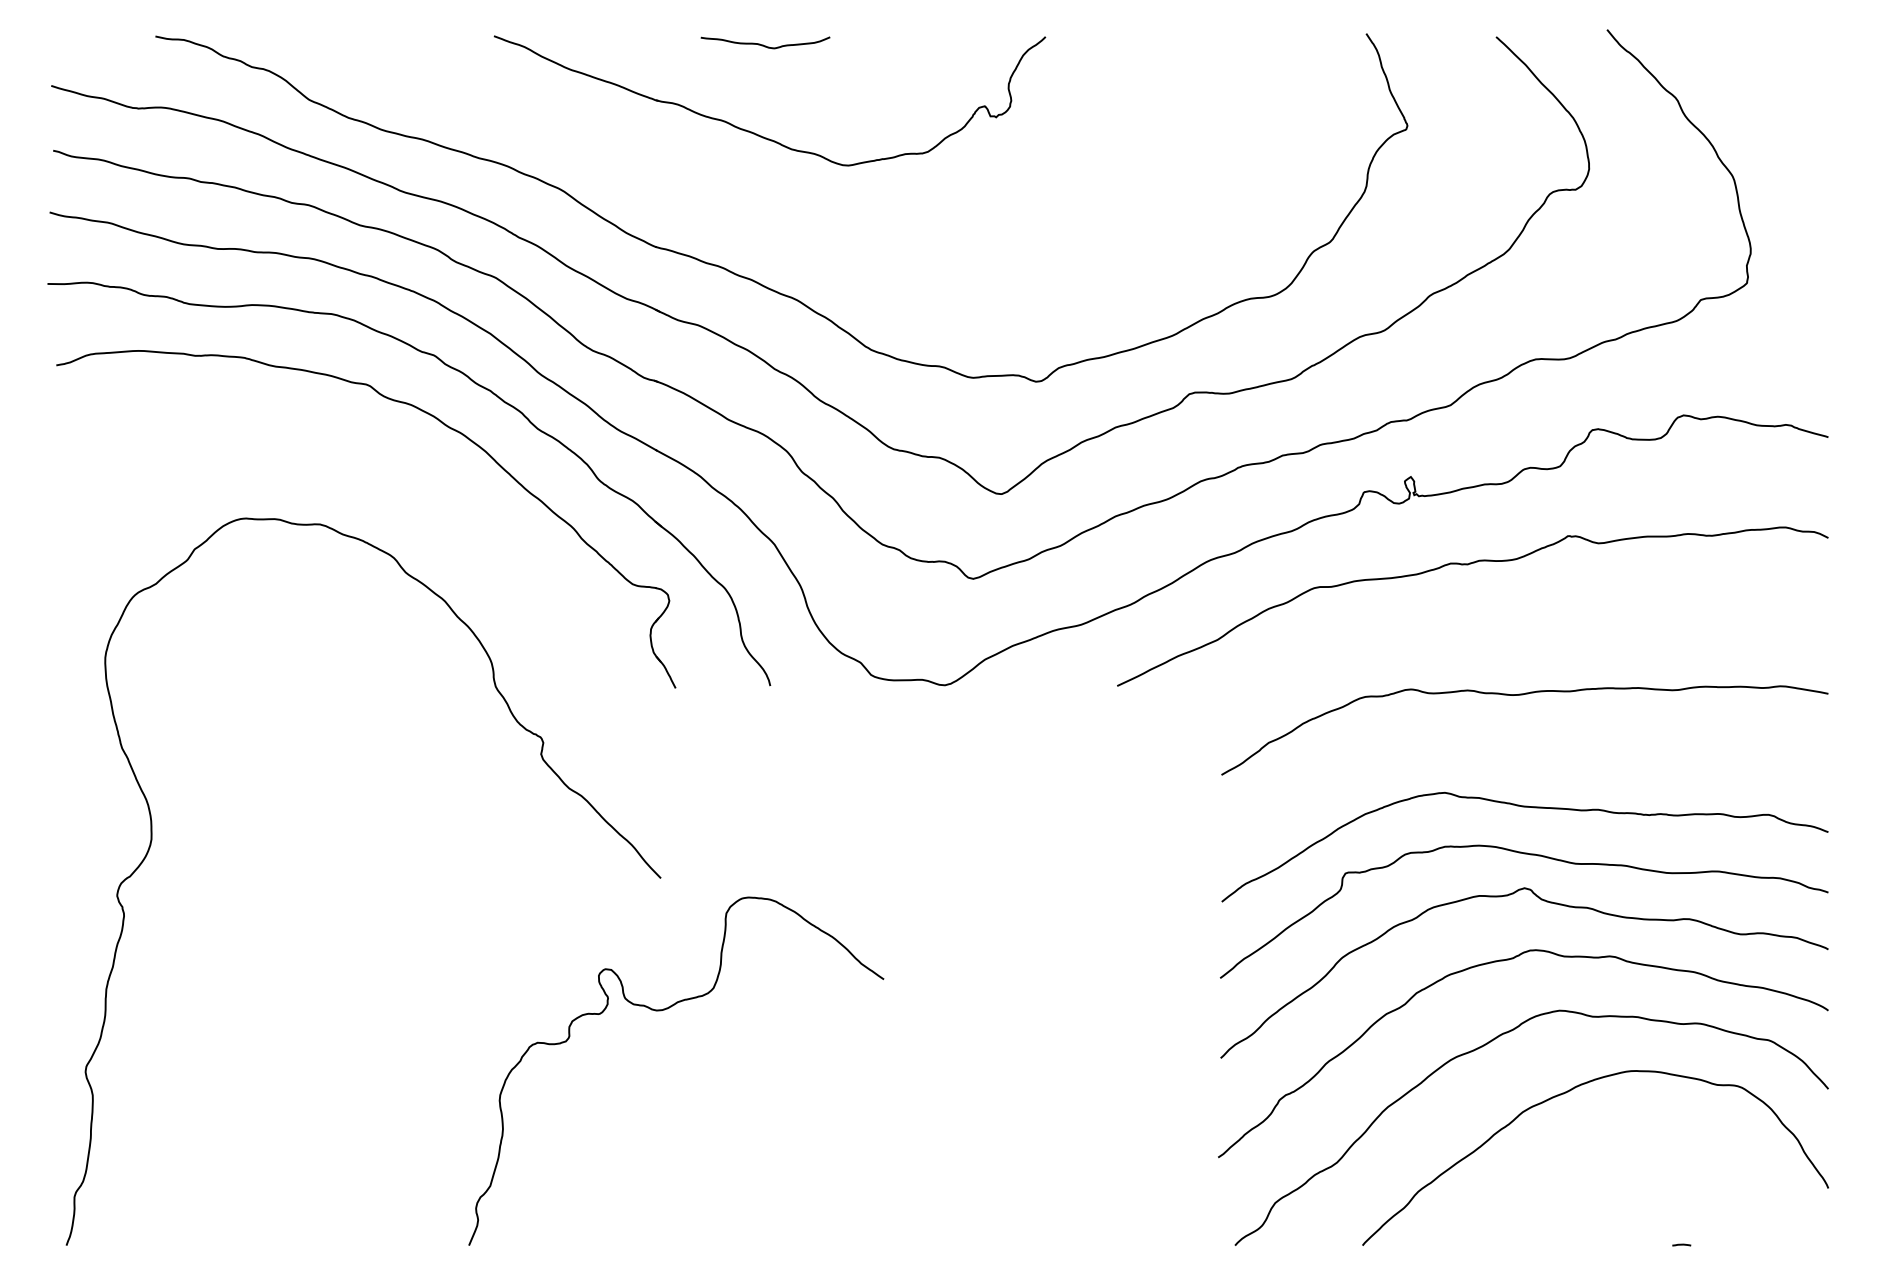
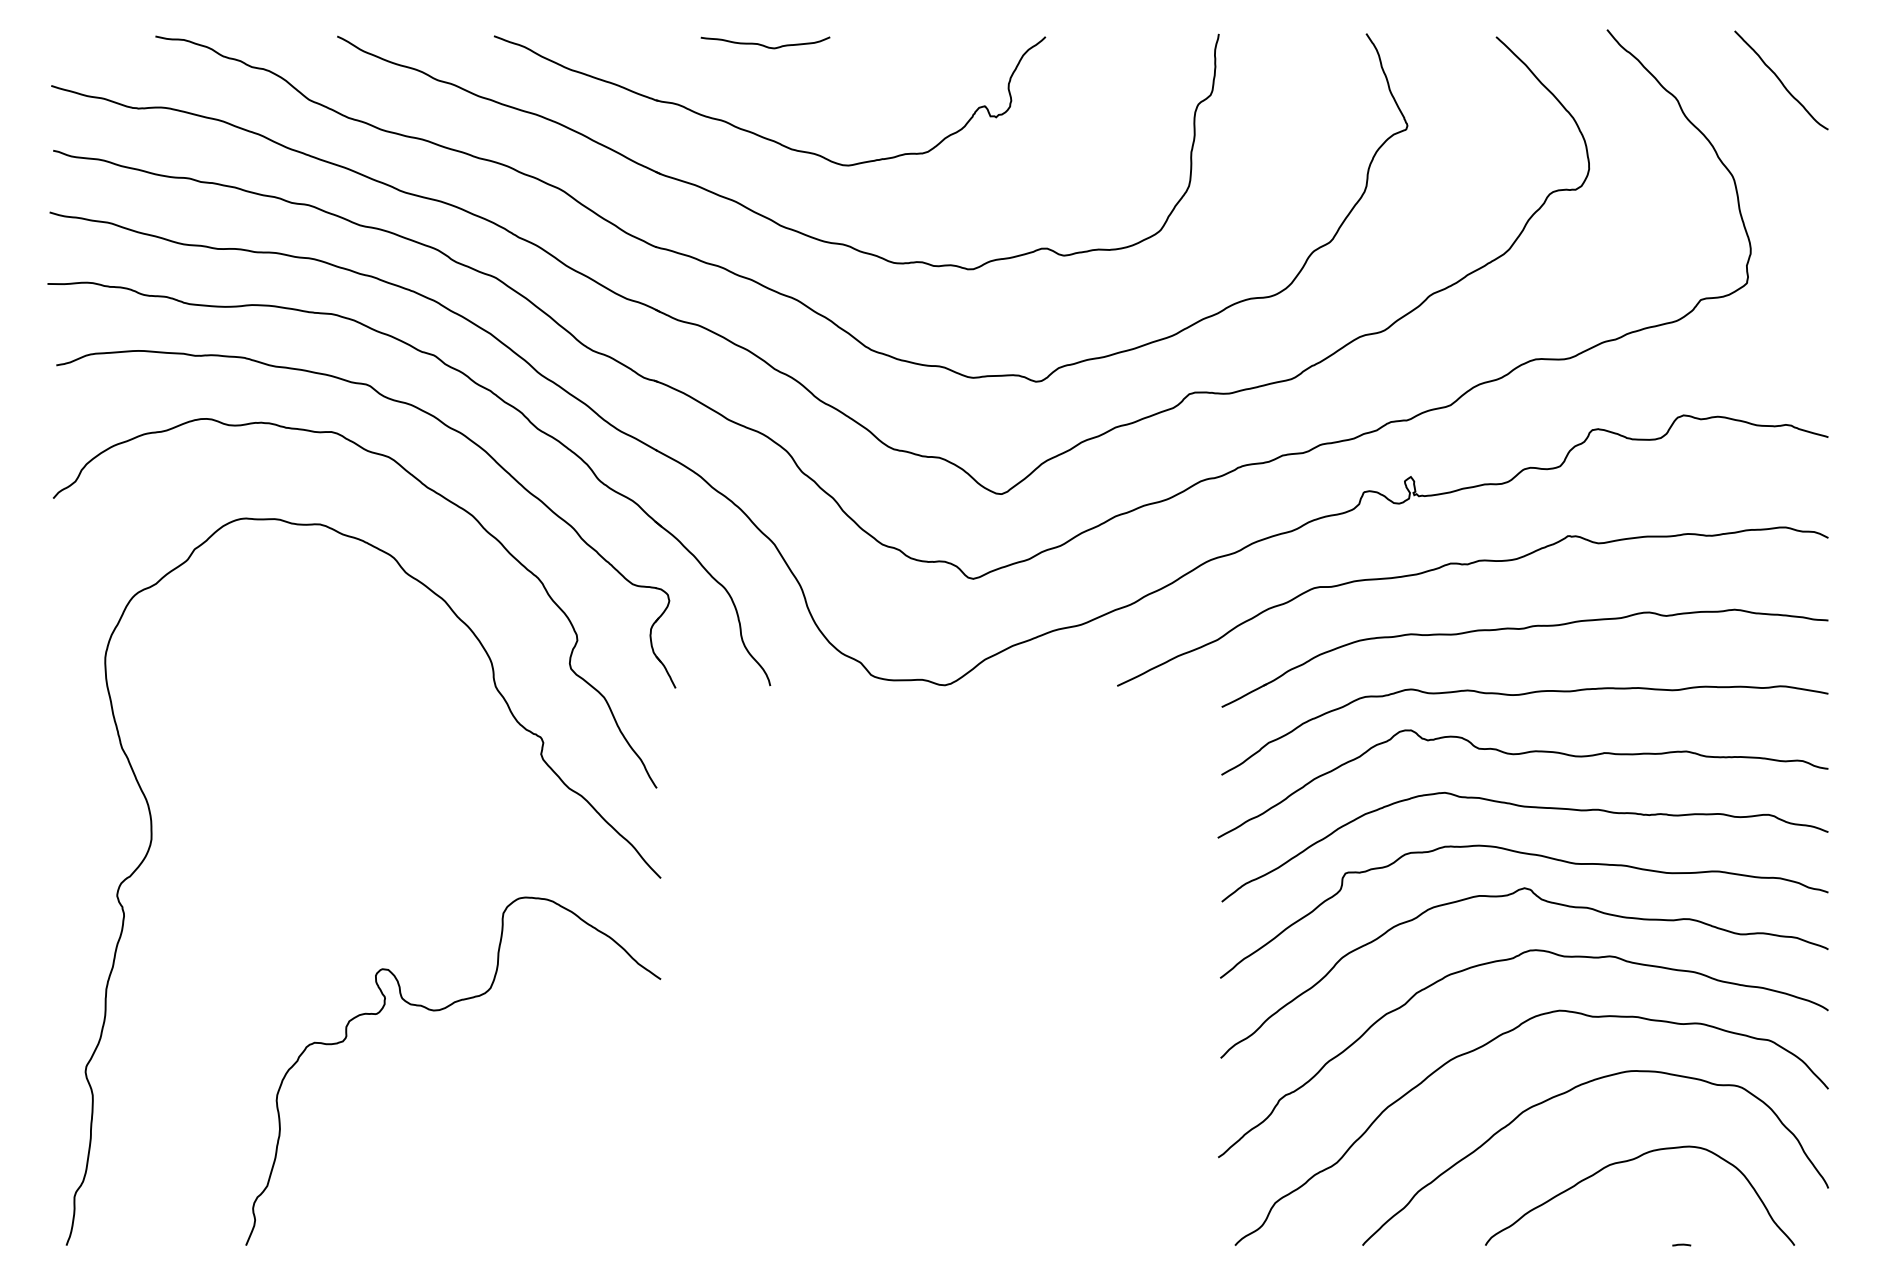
curve: none -> present (1781, 80)
part: none -> present (750, 208)
curve: none -> present (428, 489)
part: none -> present (1524, 629)
curve: none -> present (1522, 754)
curve position: (661, 1011) -> (438, 1011) (438, 1011)
curve: none -> present (1629, 1161)
